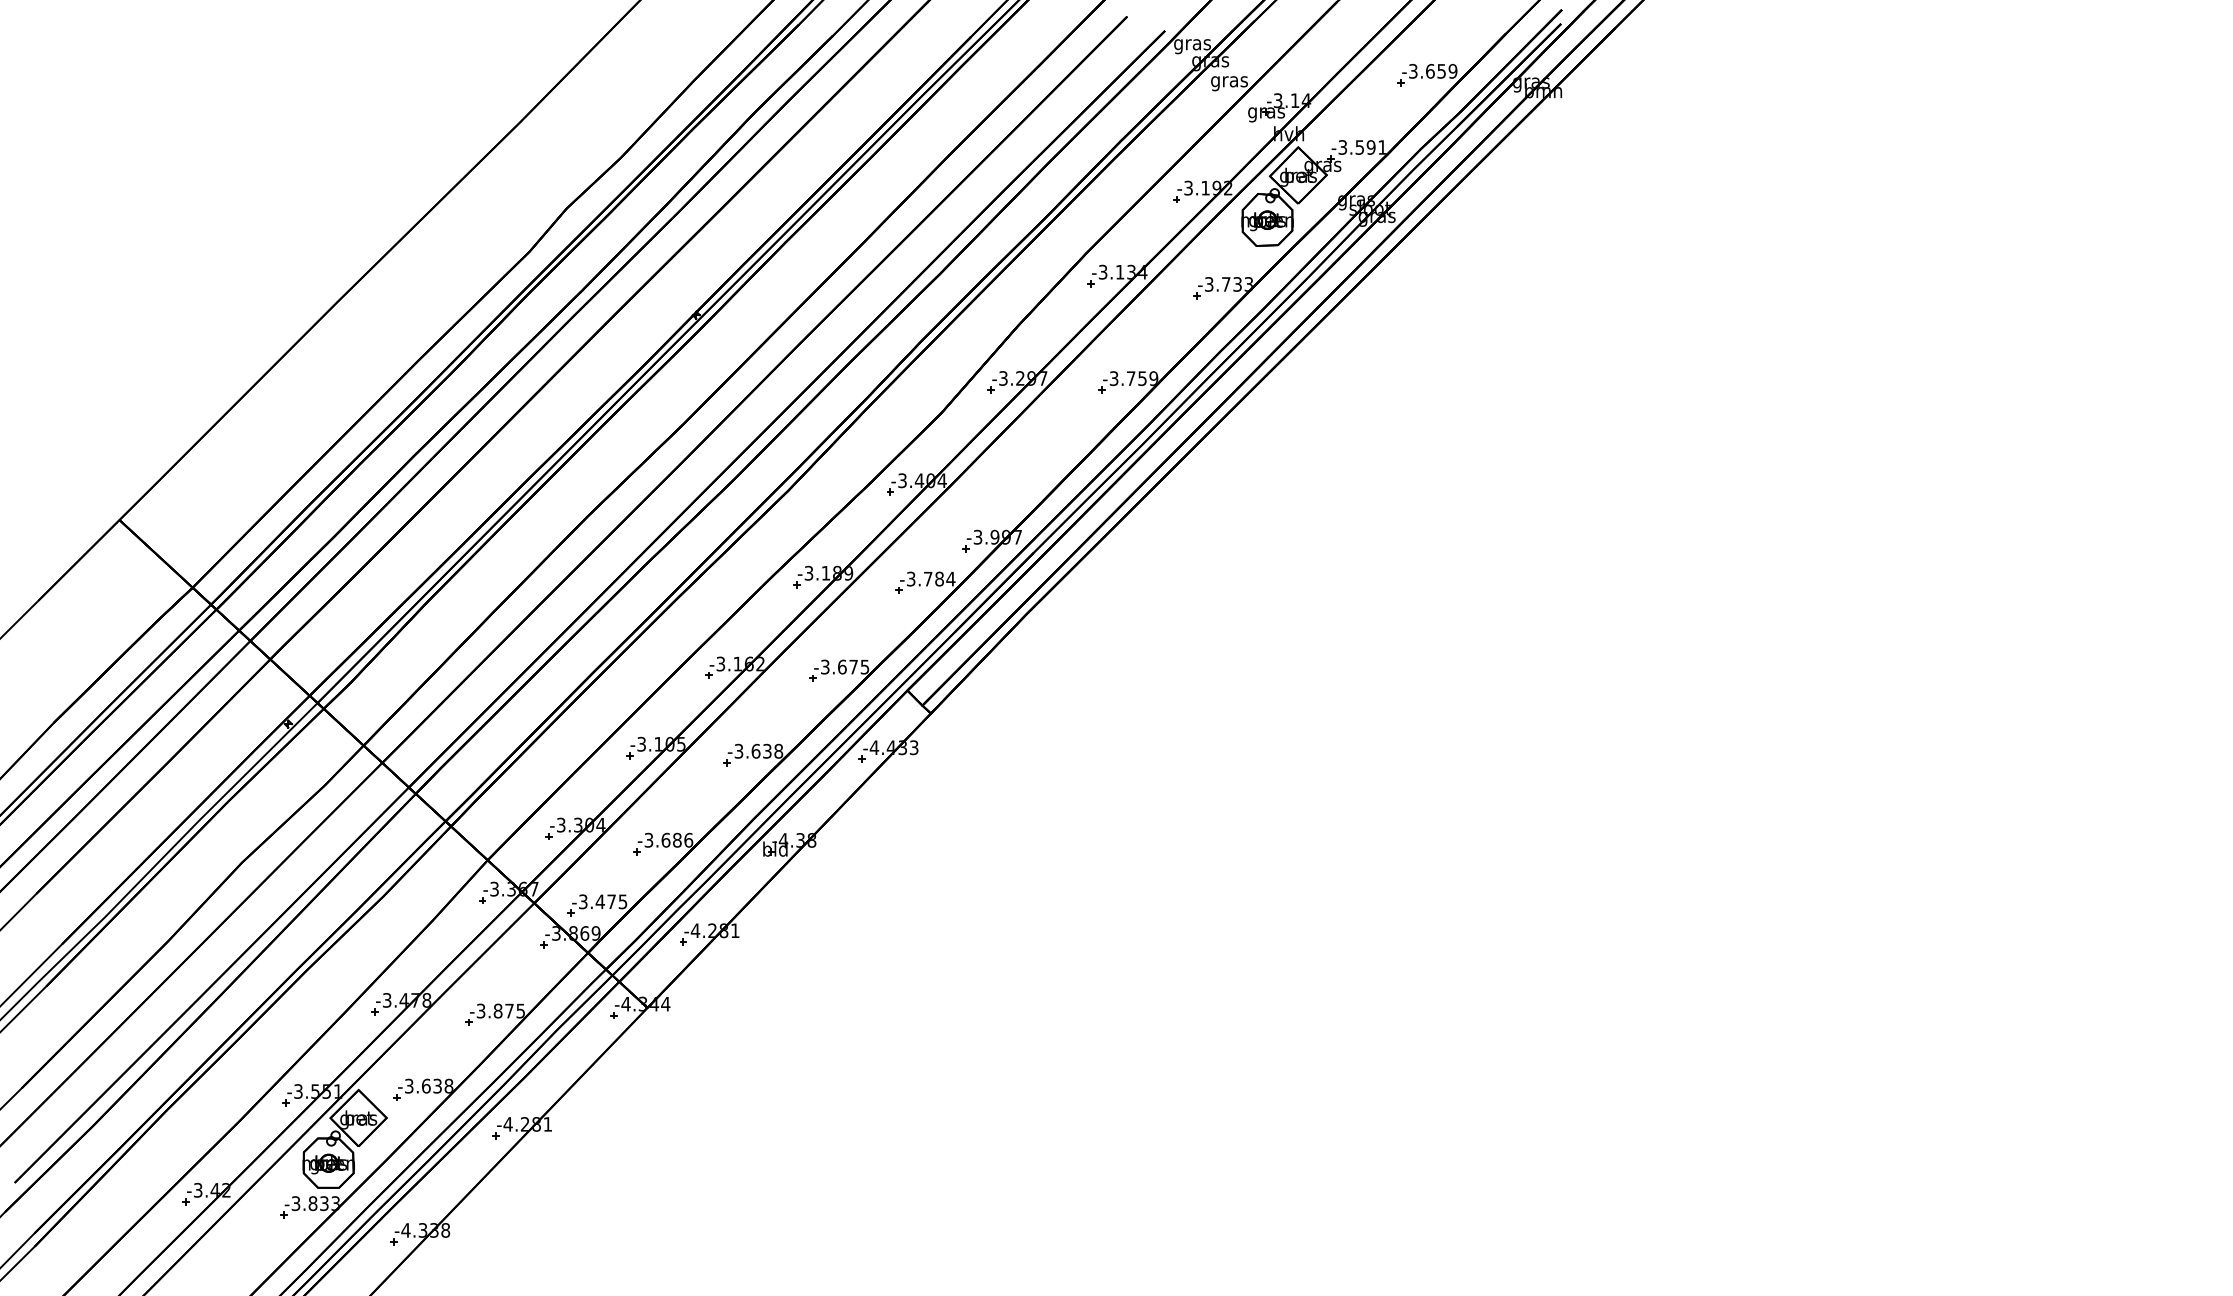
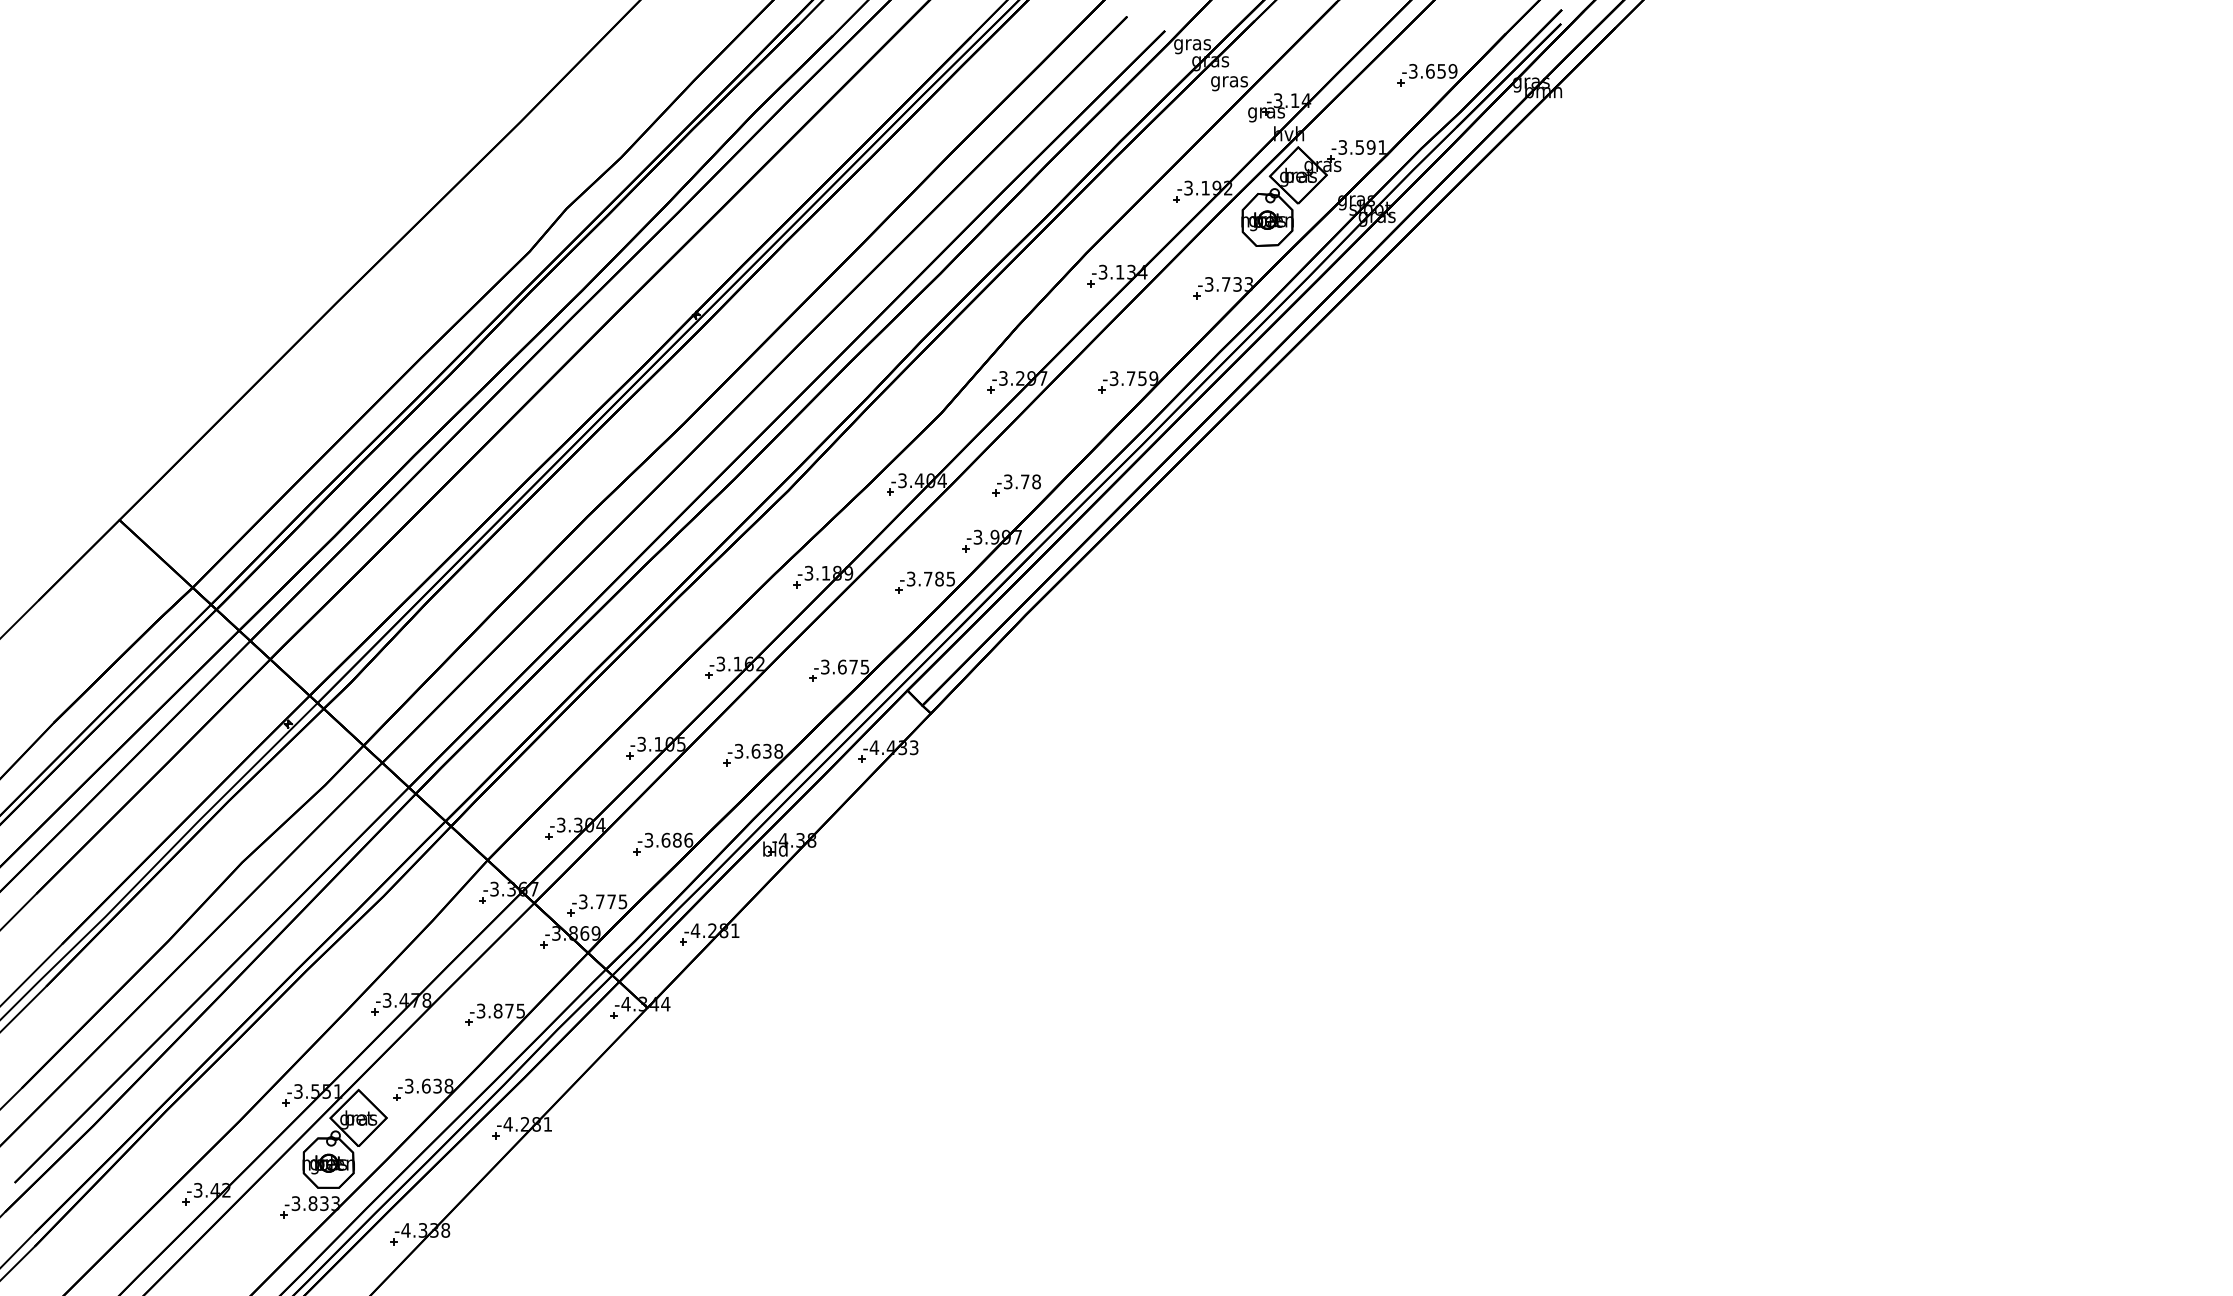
part: none -> present (1016, 485)
text: -3.784 -> -3.785 (950, 578)
text: -3.475 -> -3.775 (599, 901)
